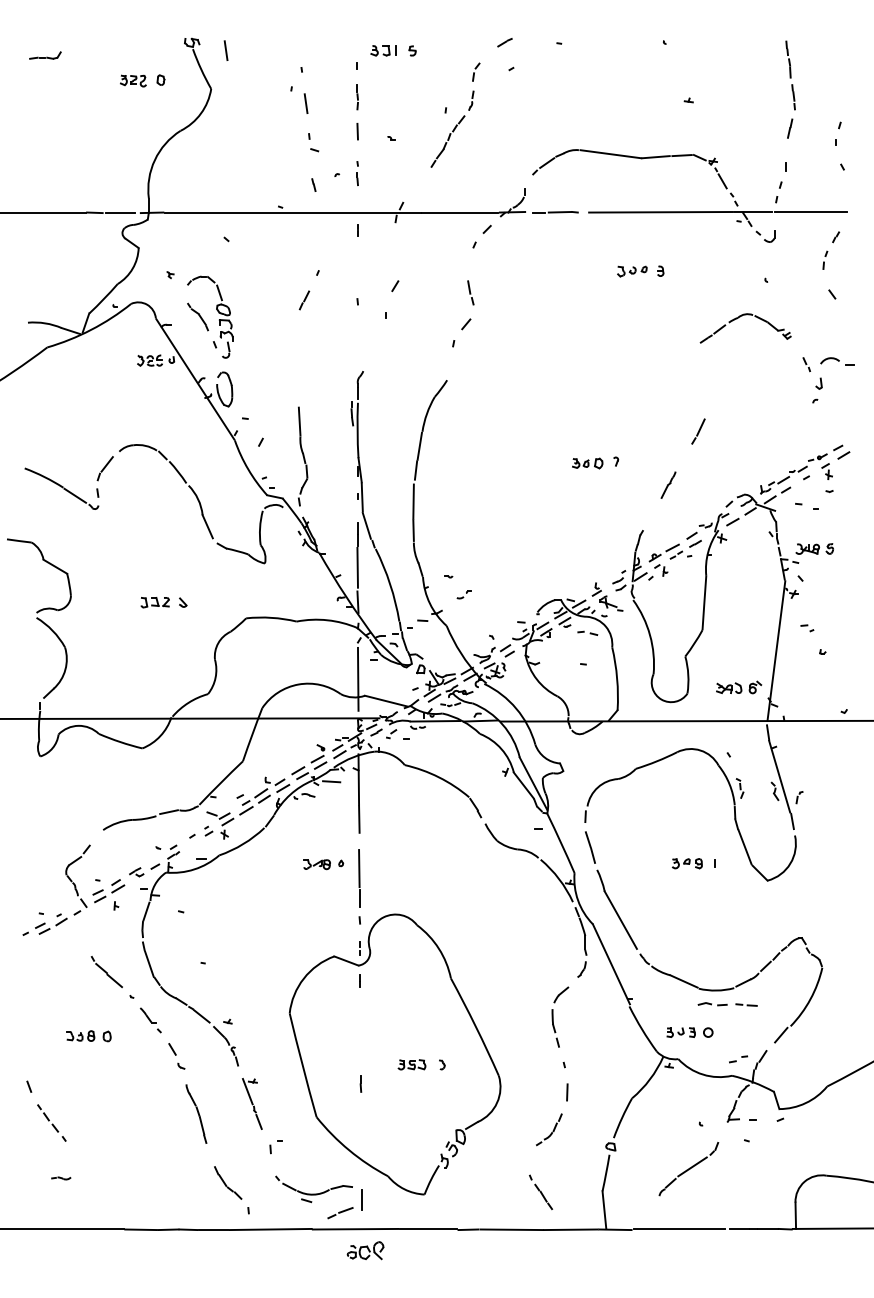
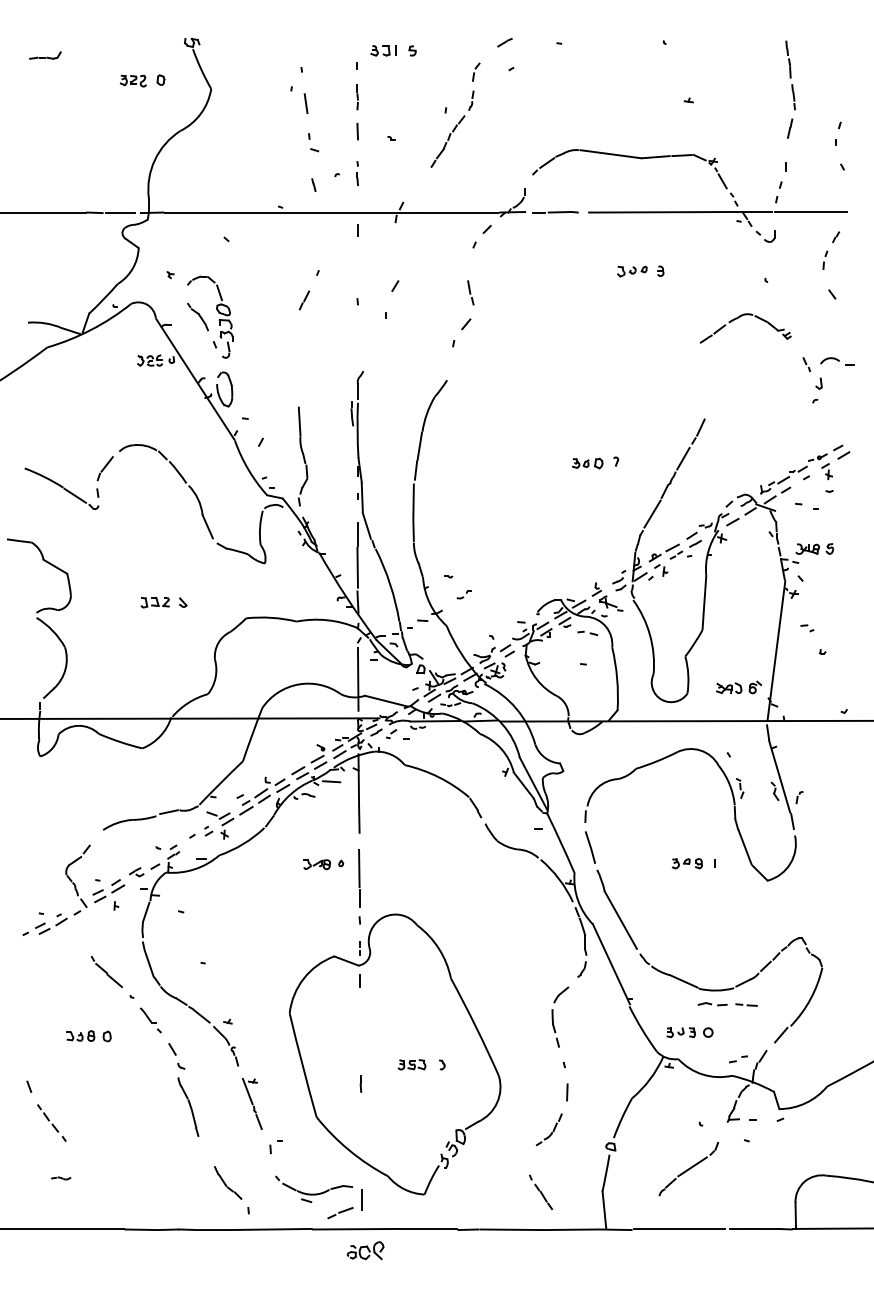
line: present -> none (225, 50)
line: none -> present (683, 458)
line: none -> present (652, 513)
part position: (196, 1113) -> (188, 1106) (188, 1106)
